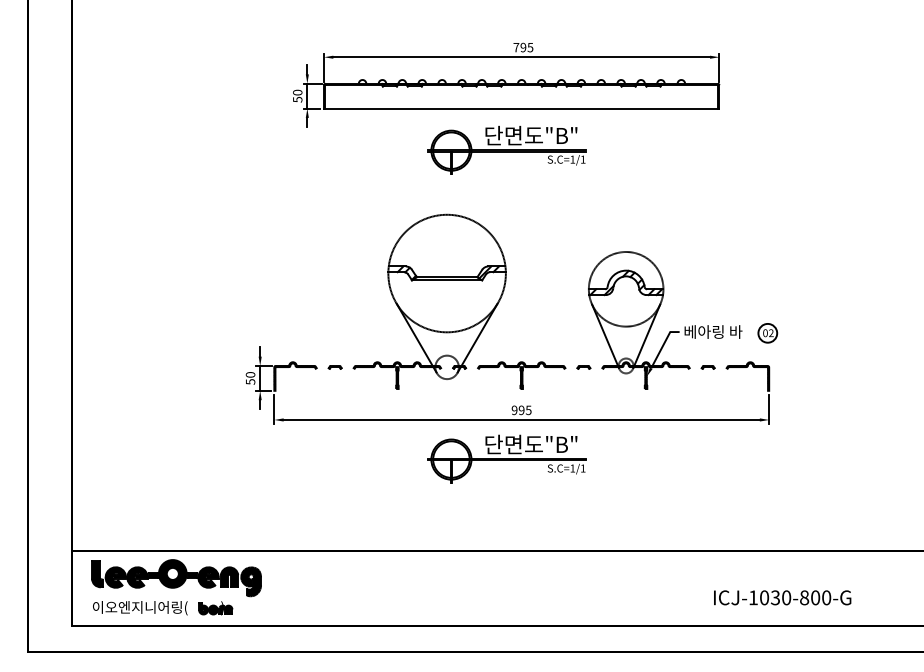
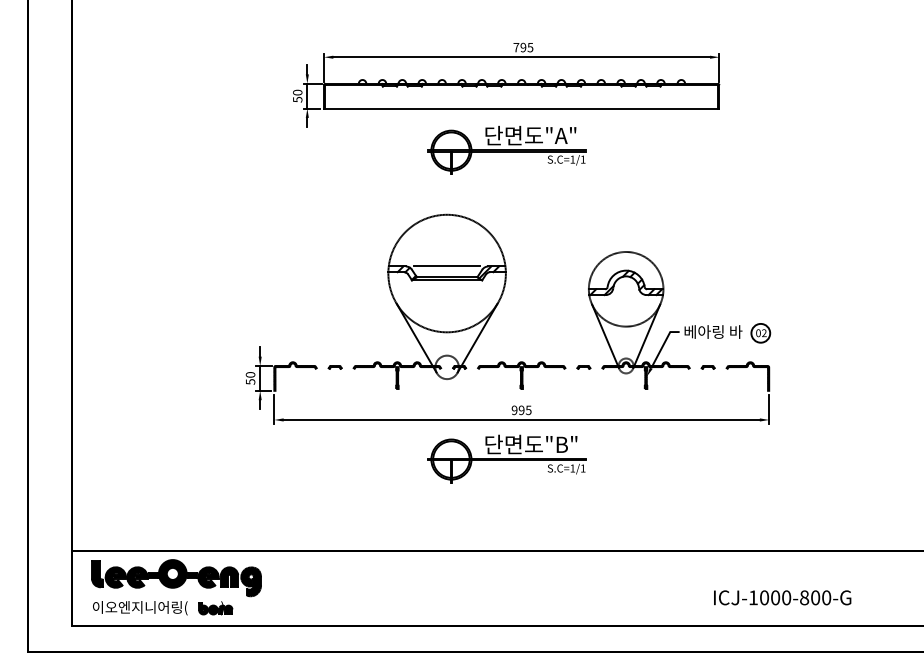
text: 단면도"B" -> 단면도"A" (565, 135)
line: none -> present (446, 266)
part position: (767, 333) -> (760, 333) (760, 333)
text: ICJ-1030-800-G -> ICJ-1000-800-G (775, 597)
